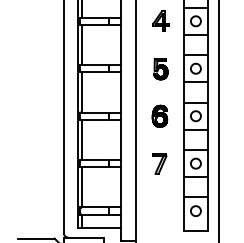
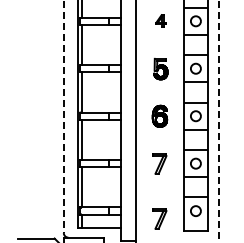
part size: 18x22 px -> 12x14 px (160, 20)
line: solid -> dashed (63, 117)
line: solid -> dashed (218, 121)
part: none -> present (159, 218)
